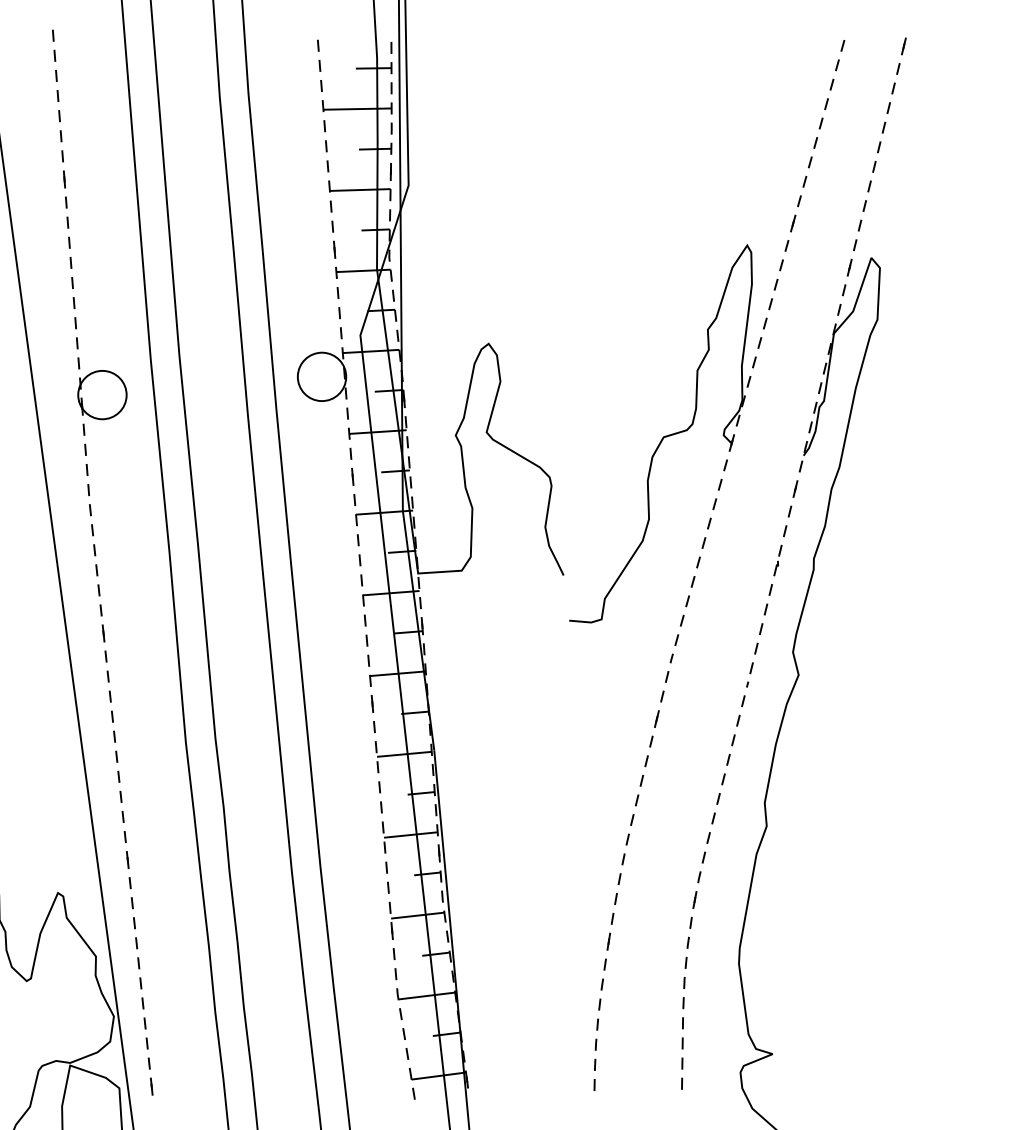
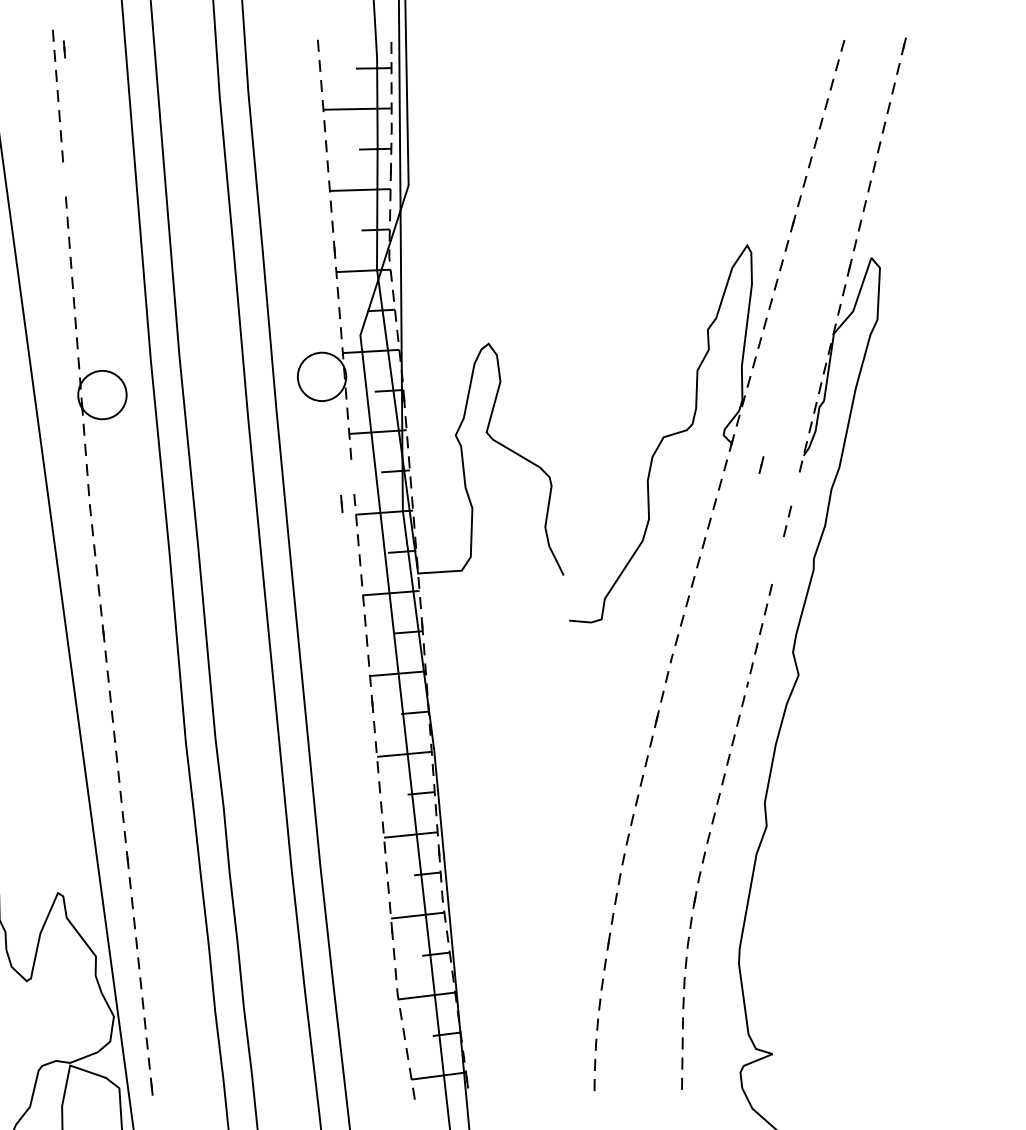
line position: (64, 179) -> (64, 49) (64, 49)
line position: (352, 476) -> (341, 503) (341, 503)
line position: (795, 488) -> (761, 464) (761, 464)
part: present -> none (777, 560)
